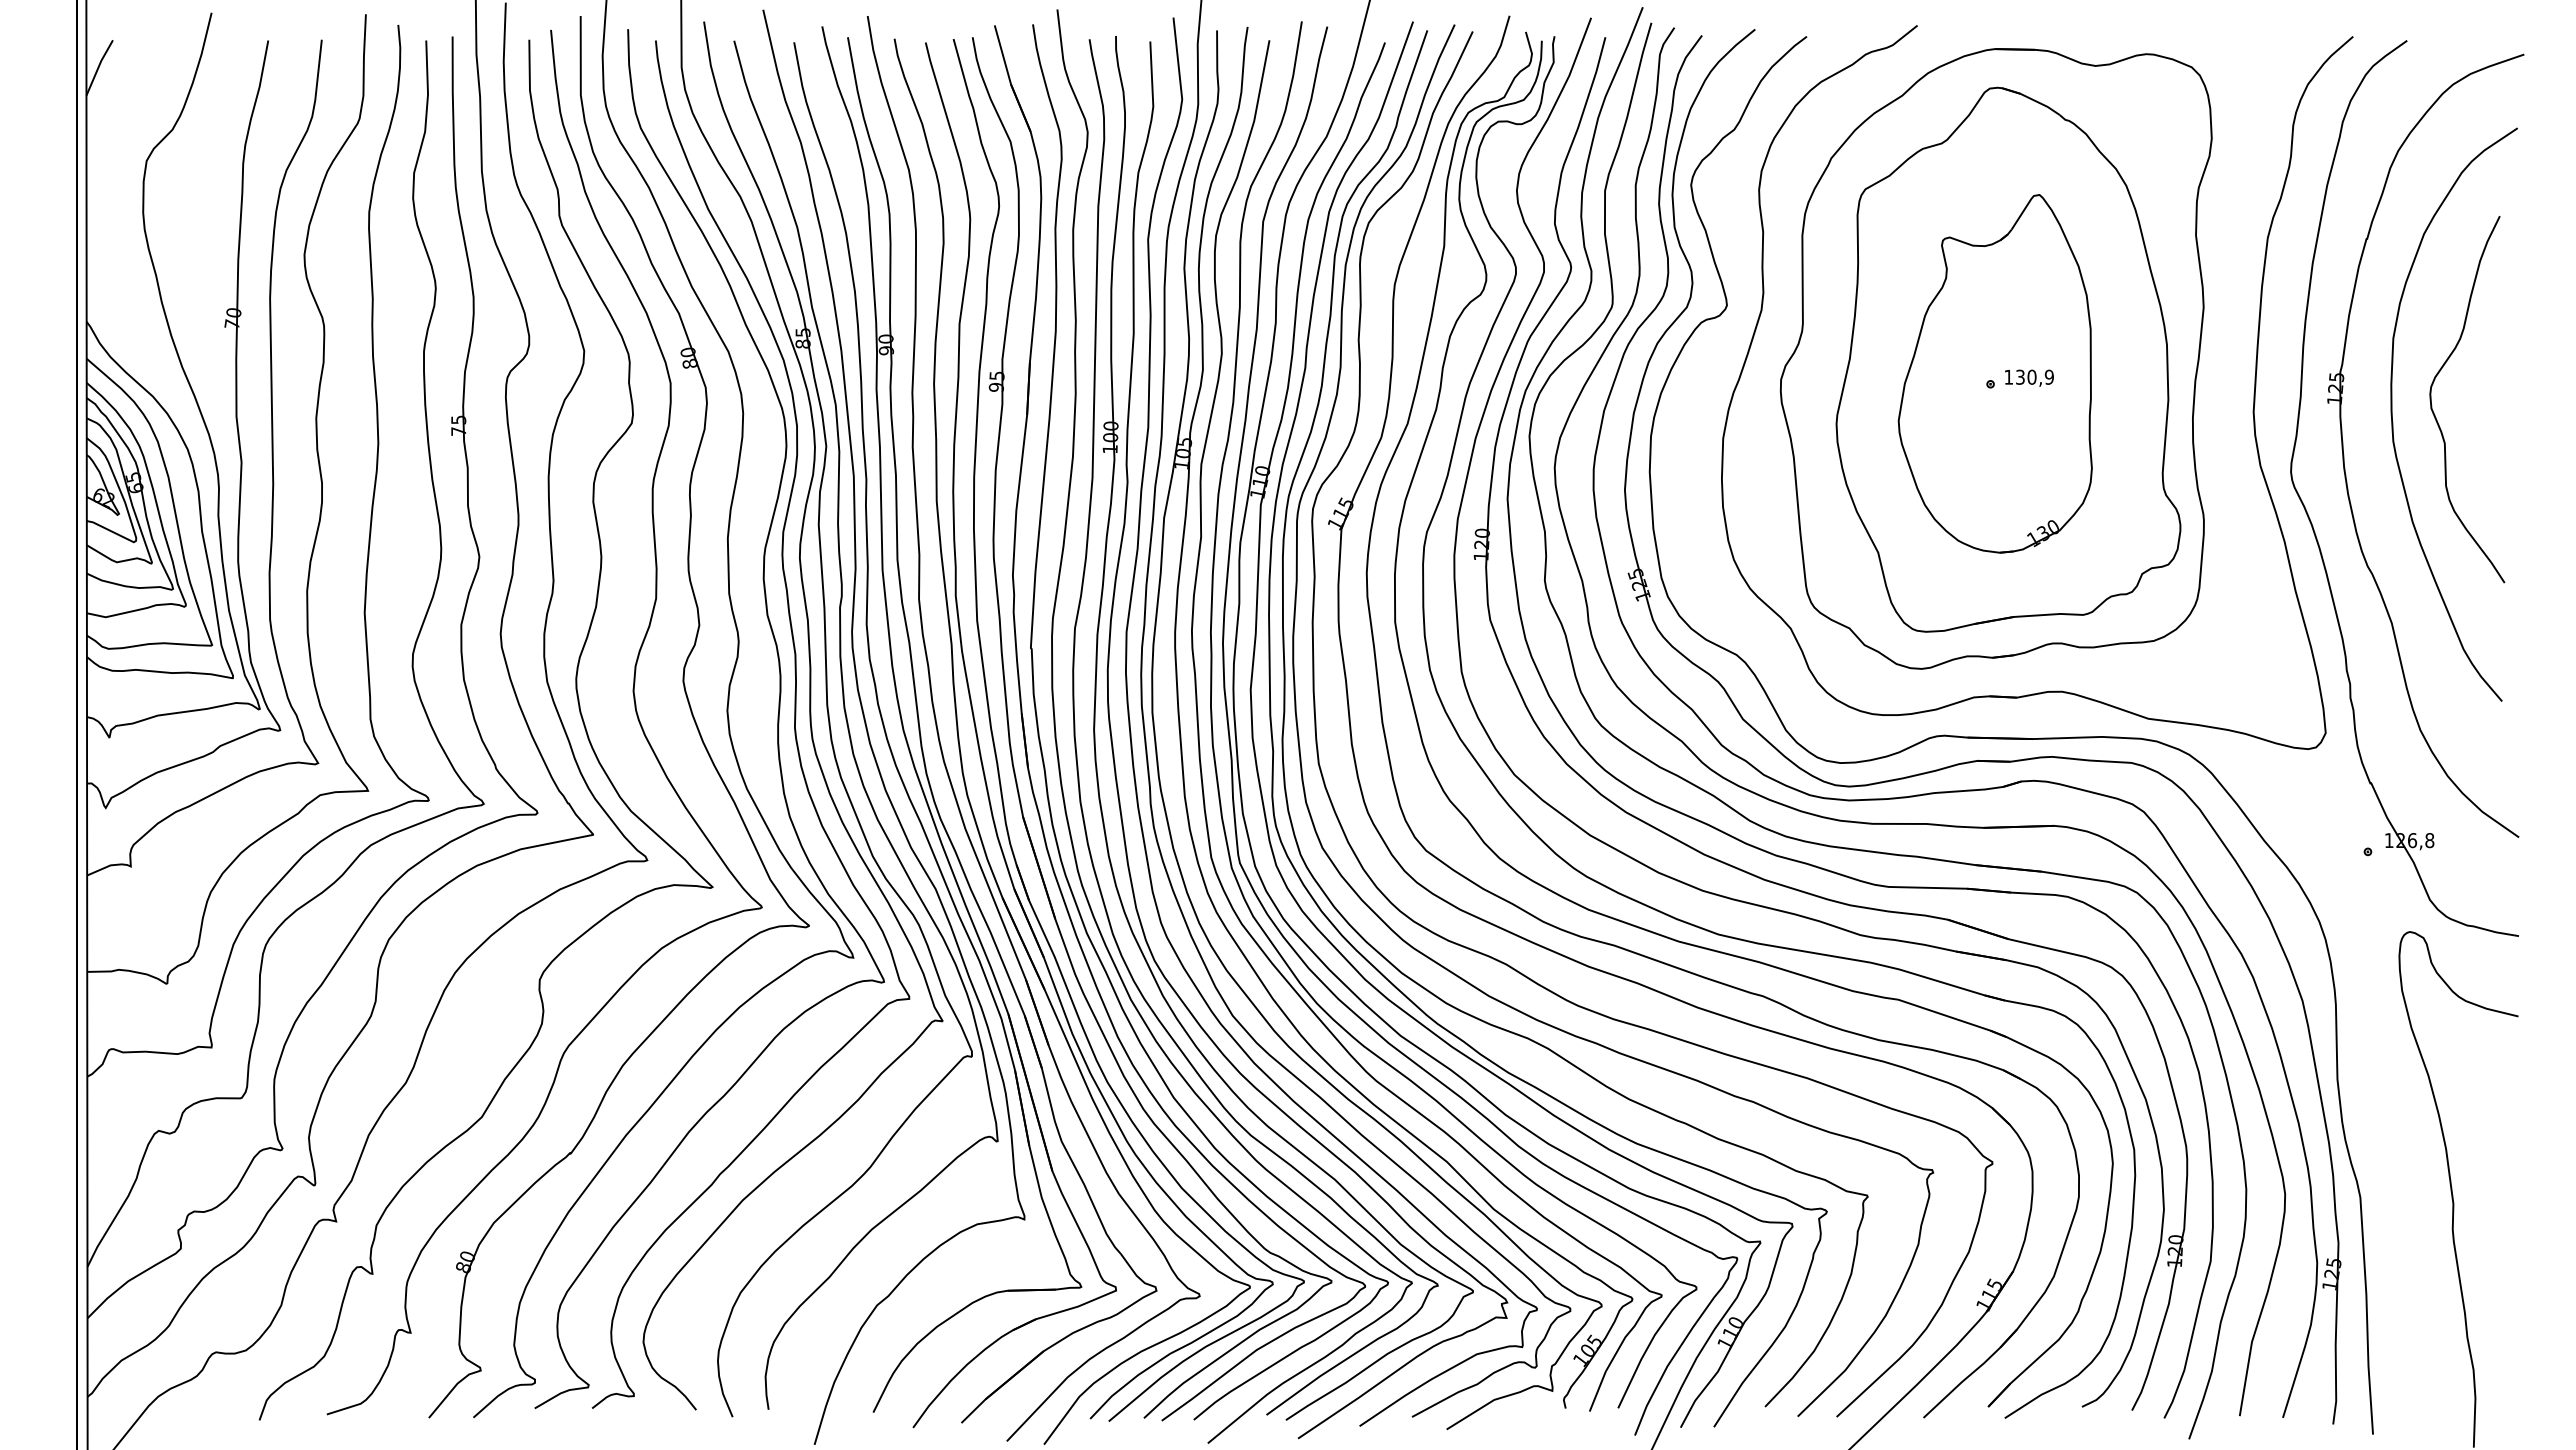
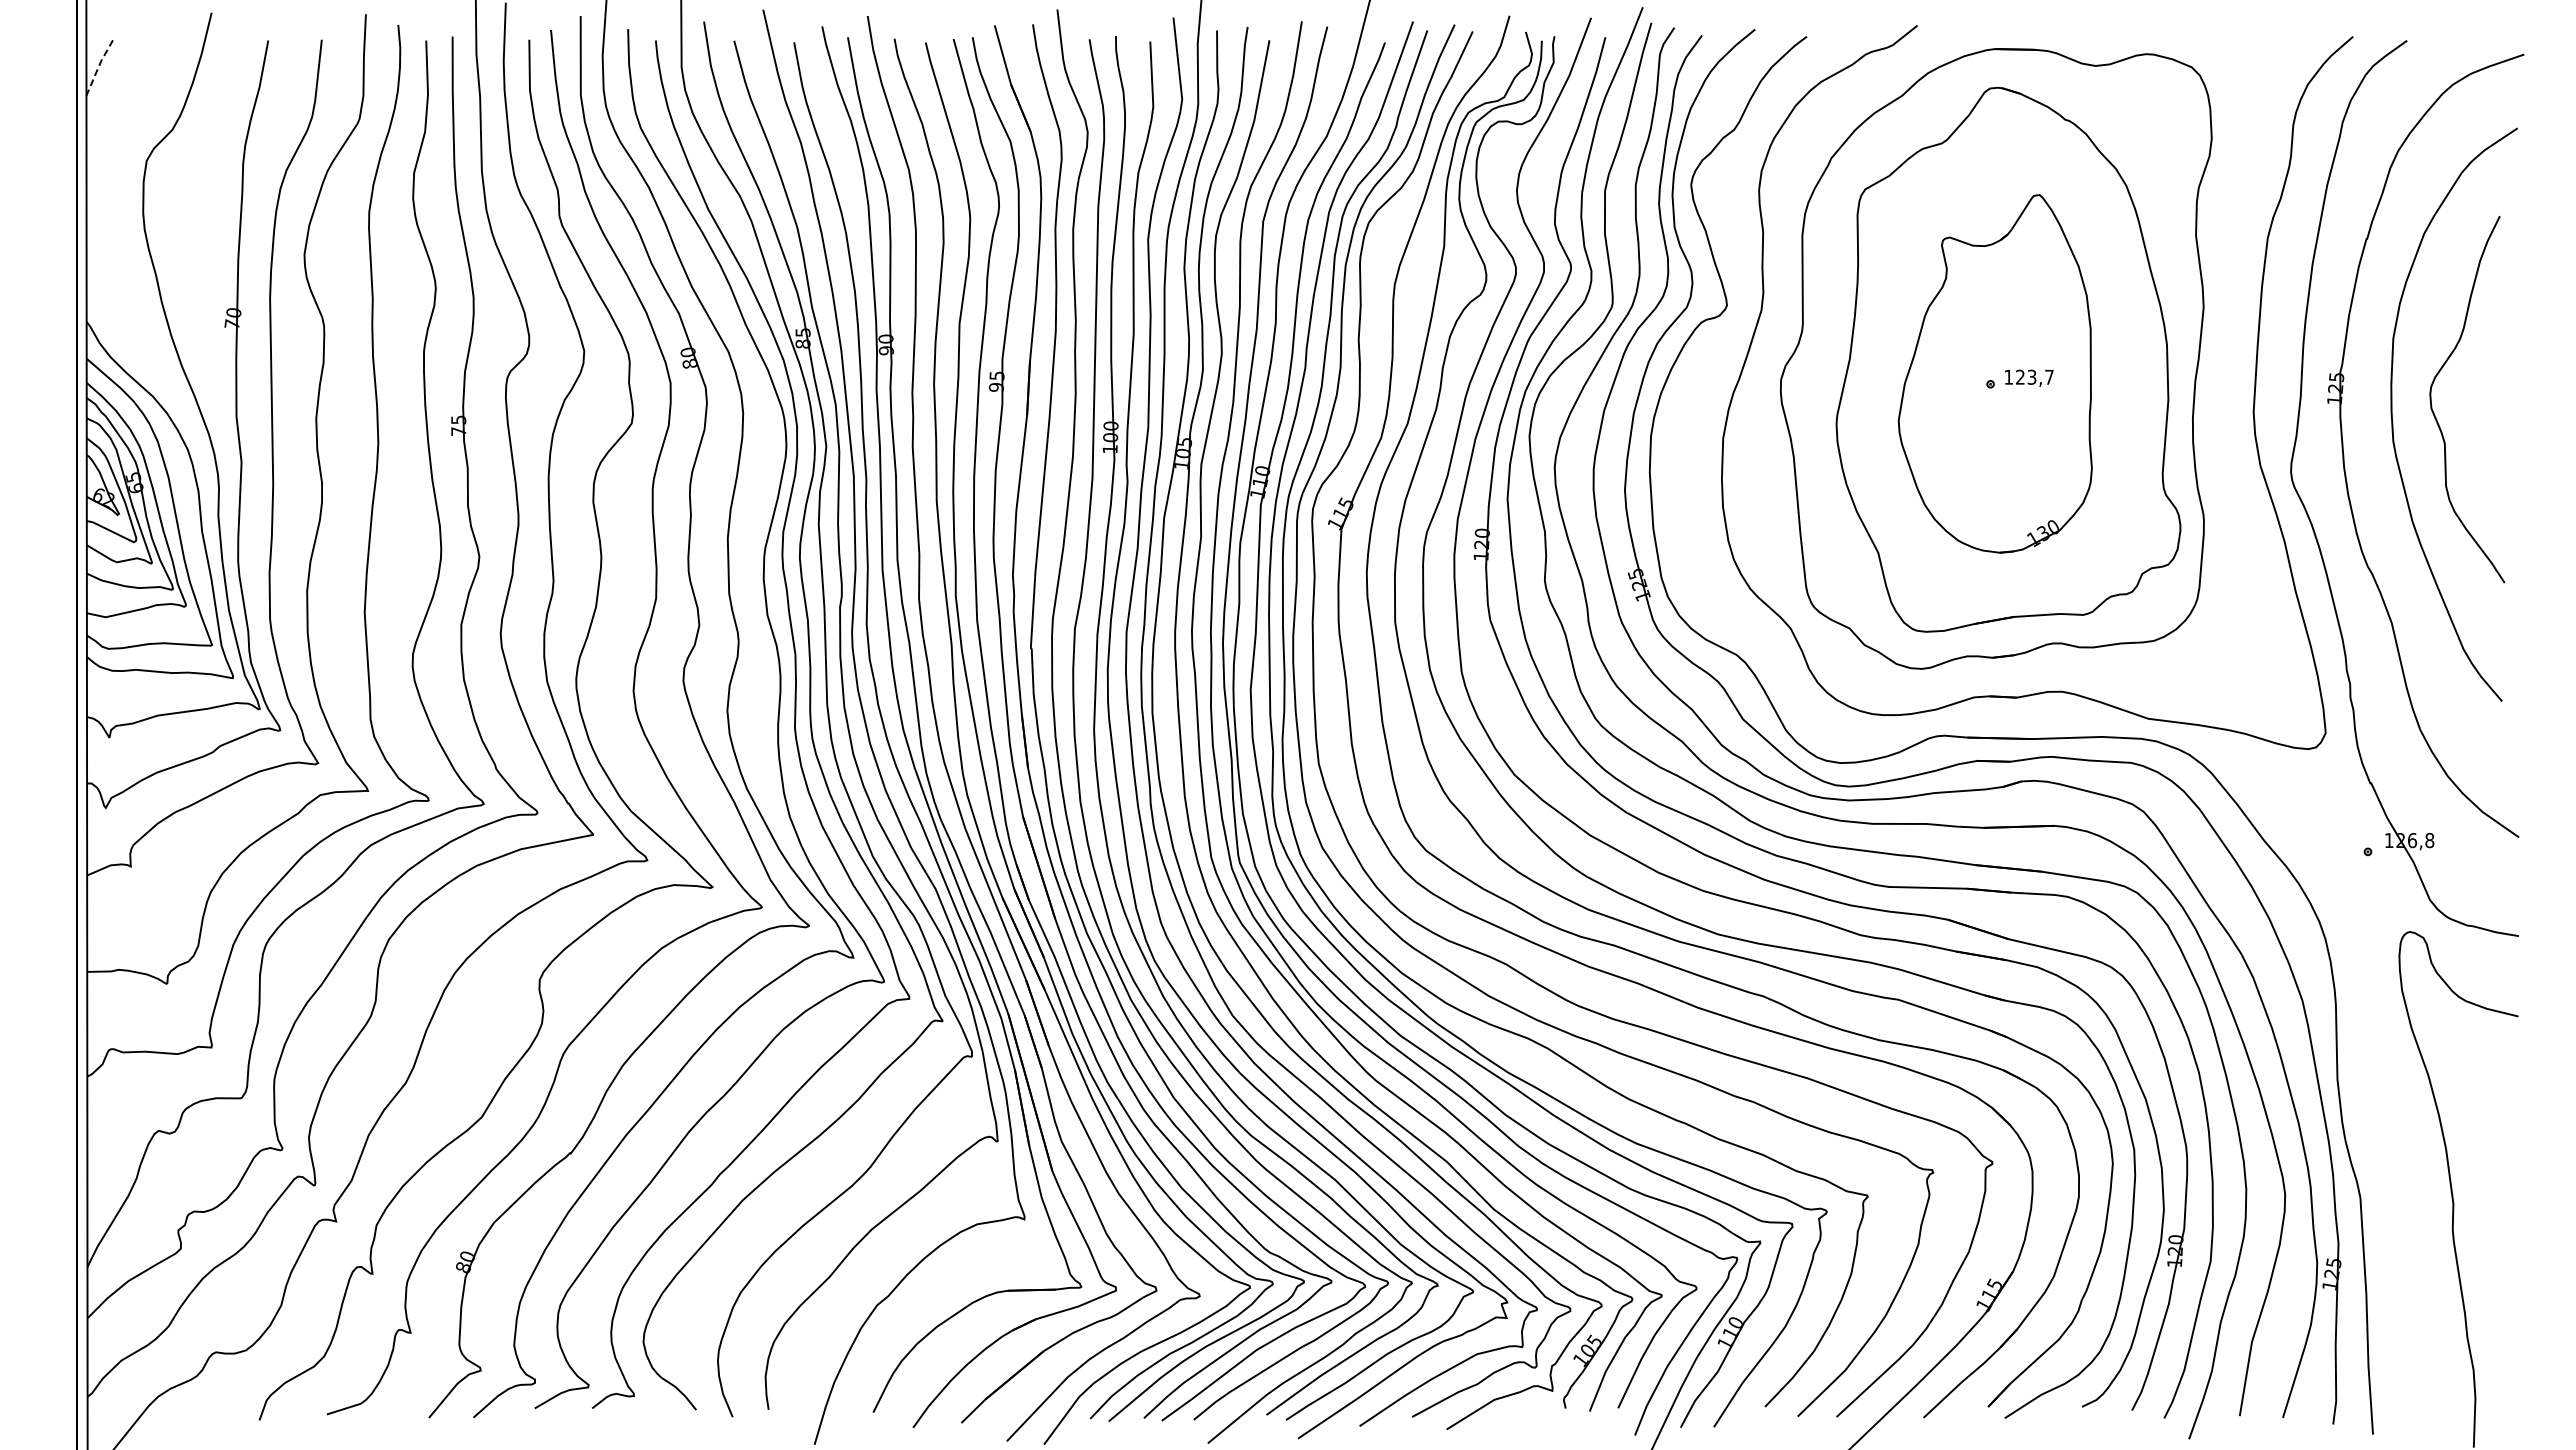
line: solid -> dashed (98, 67)
text: 130,9 -> 123,7 (2034, 376)
